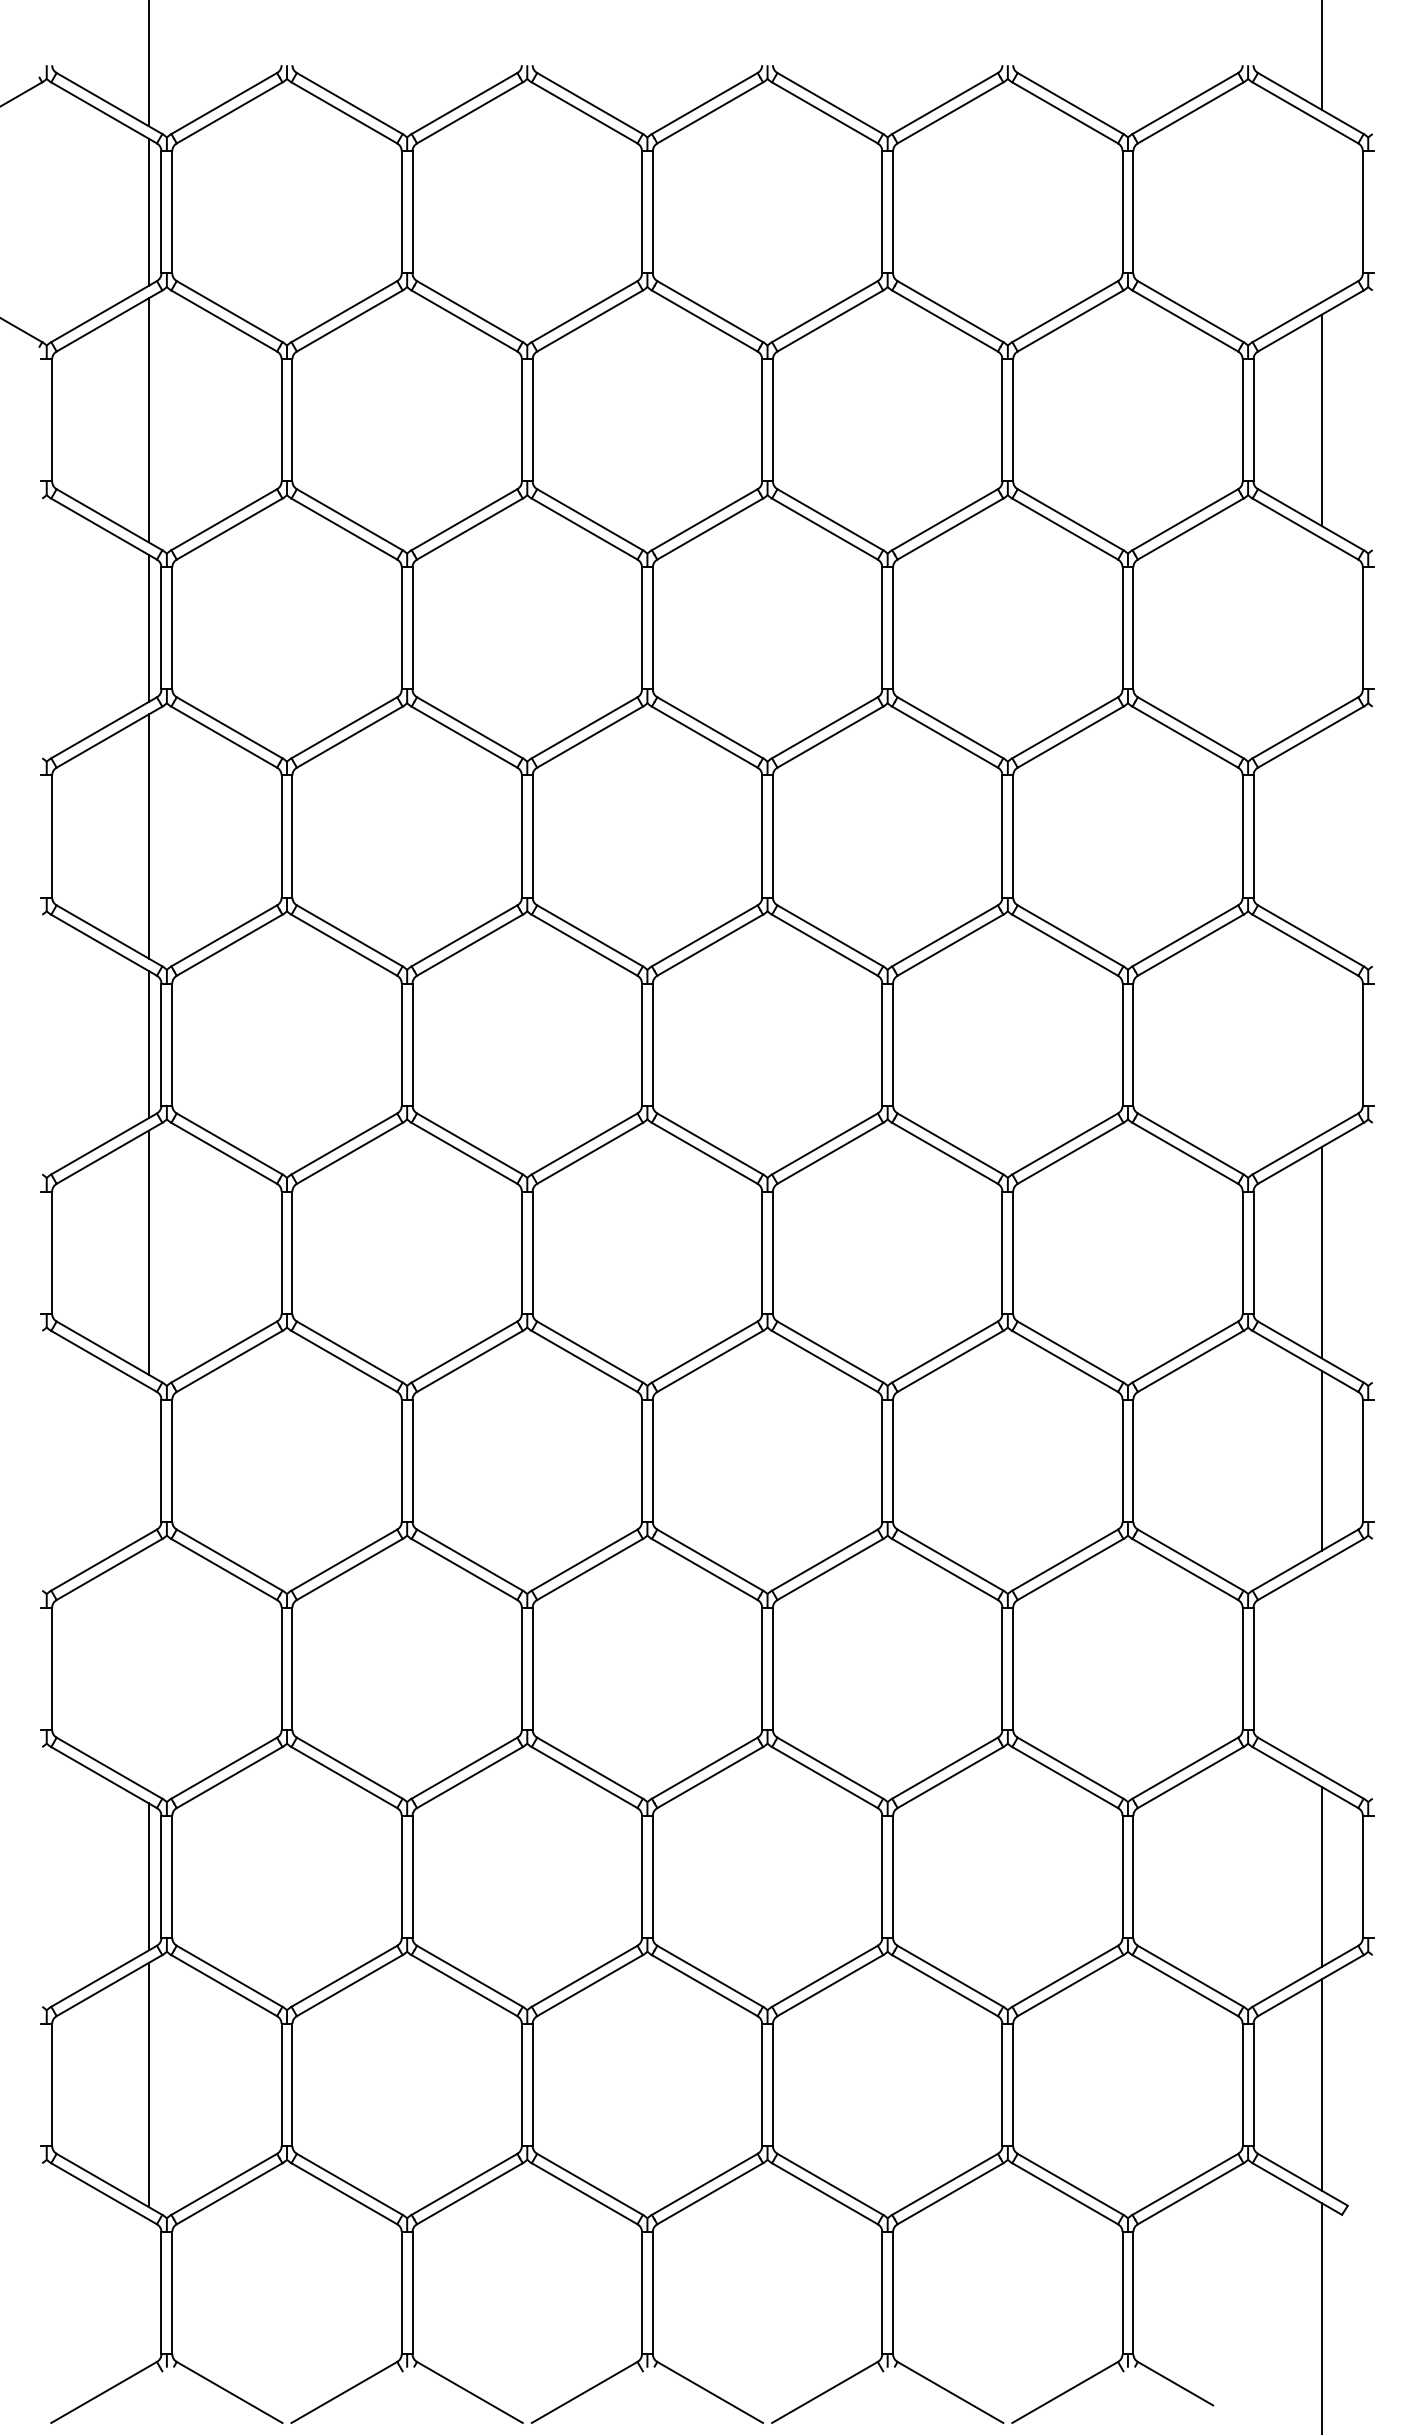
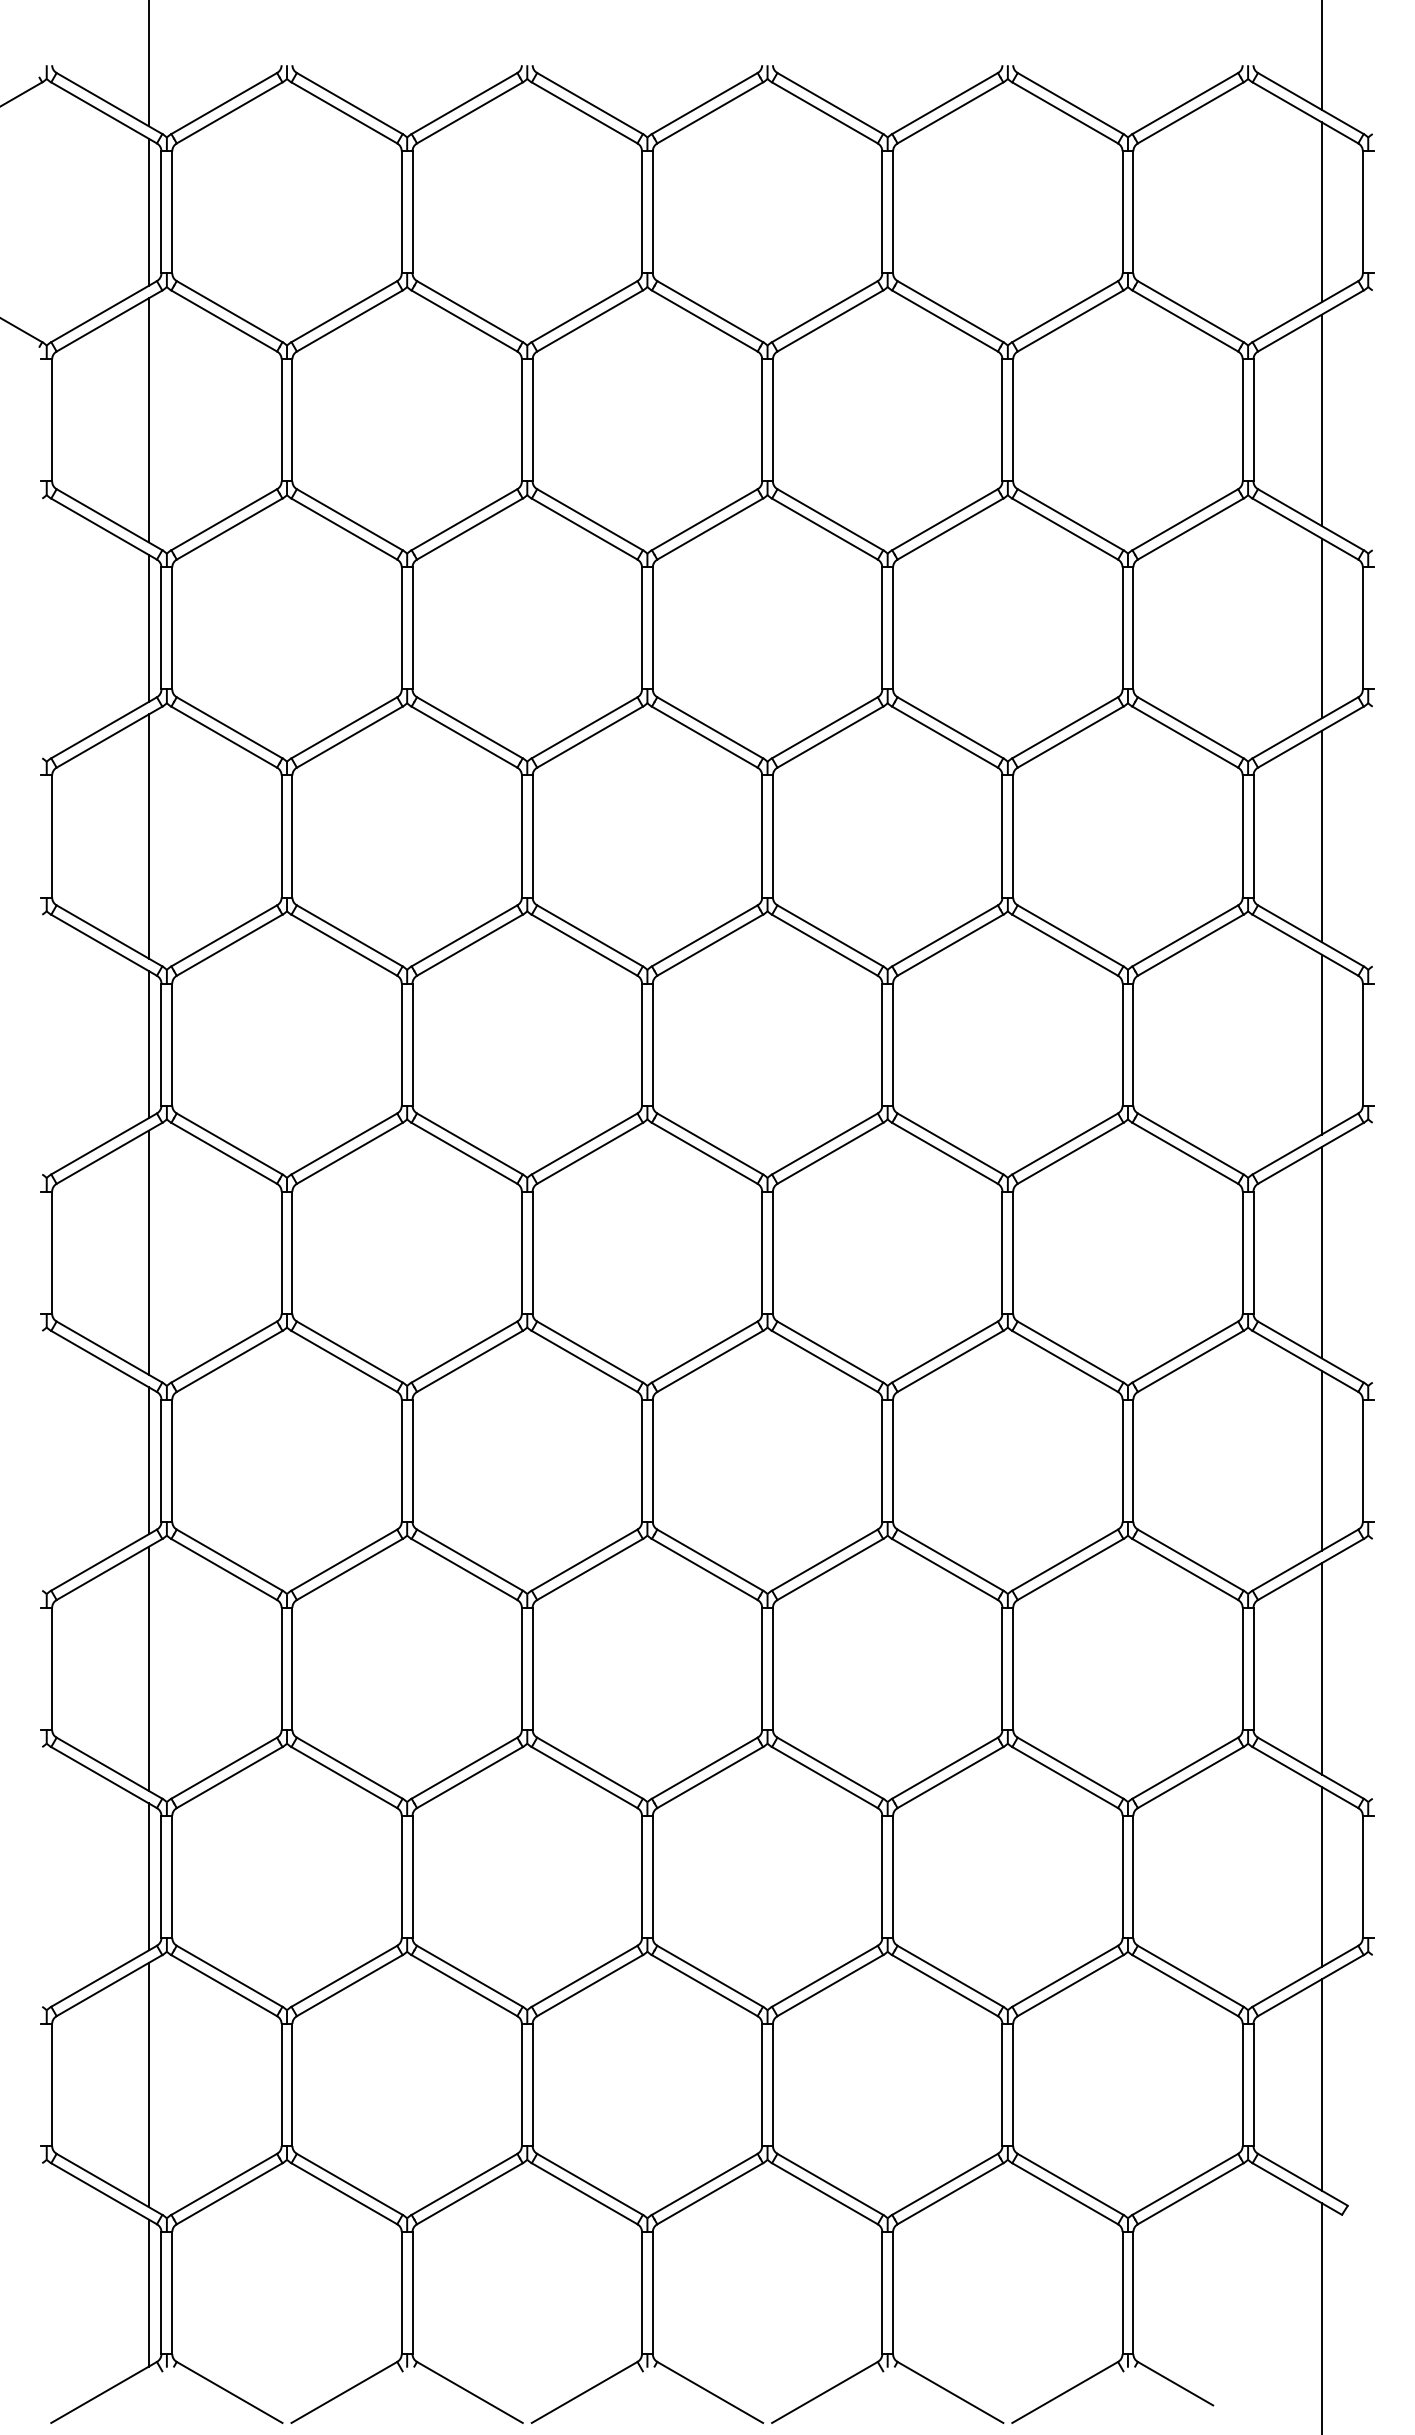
line: none -> present (1321, 212)
line: none -> present (1321, 628)
line: none -> present (1321, 836)
line: none -> present (1321, 1044)
line: none -> present (148, 1460)
line: none -> present (148, 1668)
line: none -> present (1321, 1668)
line: none -> present (148, 2292)
